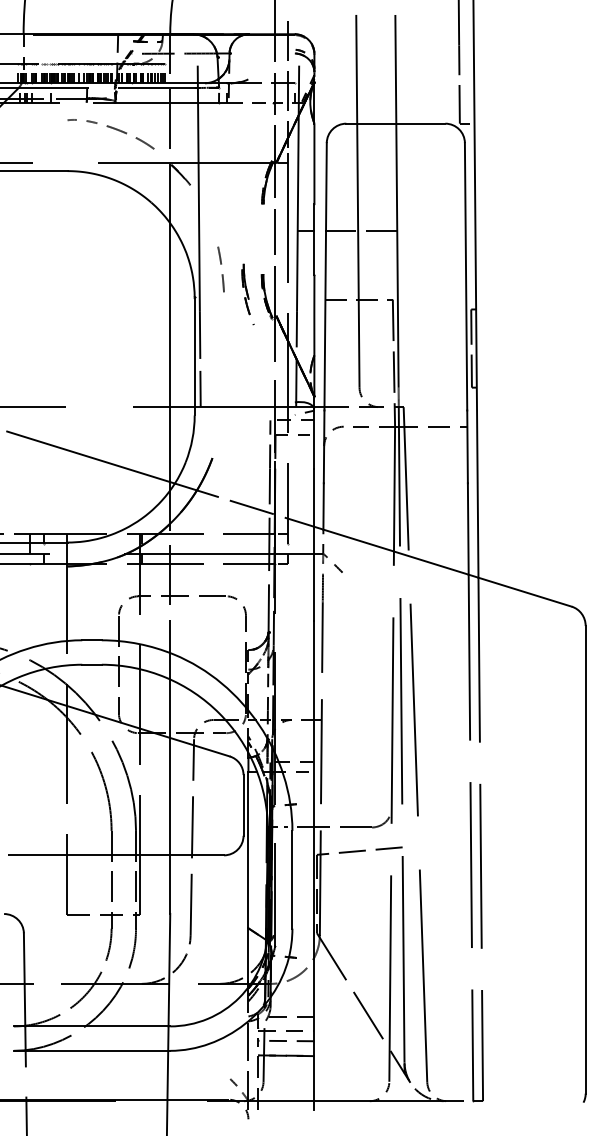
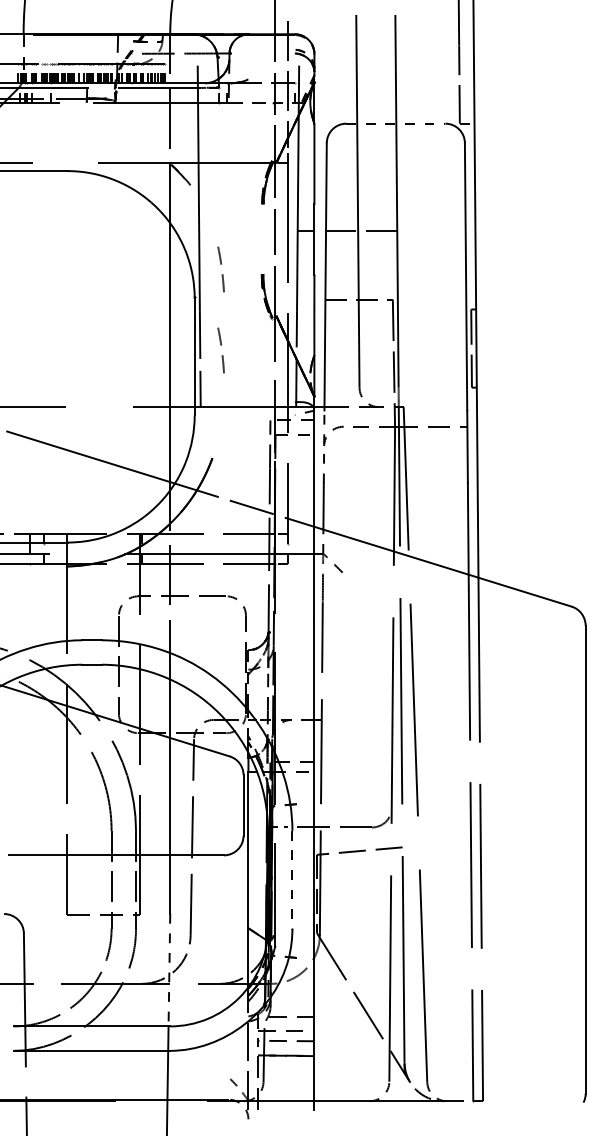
line: solid -> dashed (395, 123)
part: present -> none (110, 134)
part: present -> none (247, 294)
curve: none -> present (220, 345)
line: solid -> dashed (324, 446)
line: solid -> dashed (292, 879)
line: solid -> dashed (169, 970)
